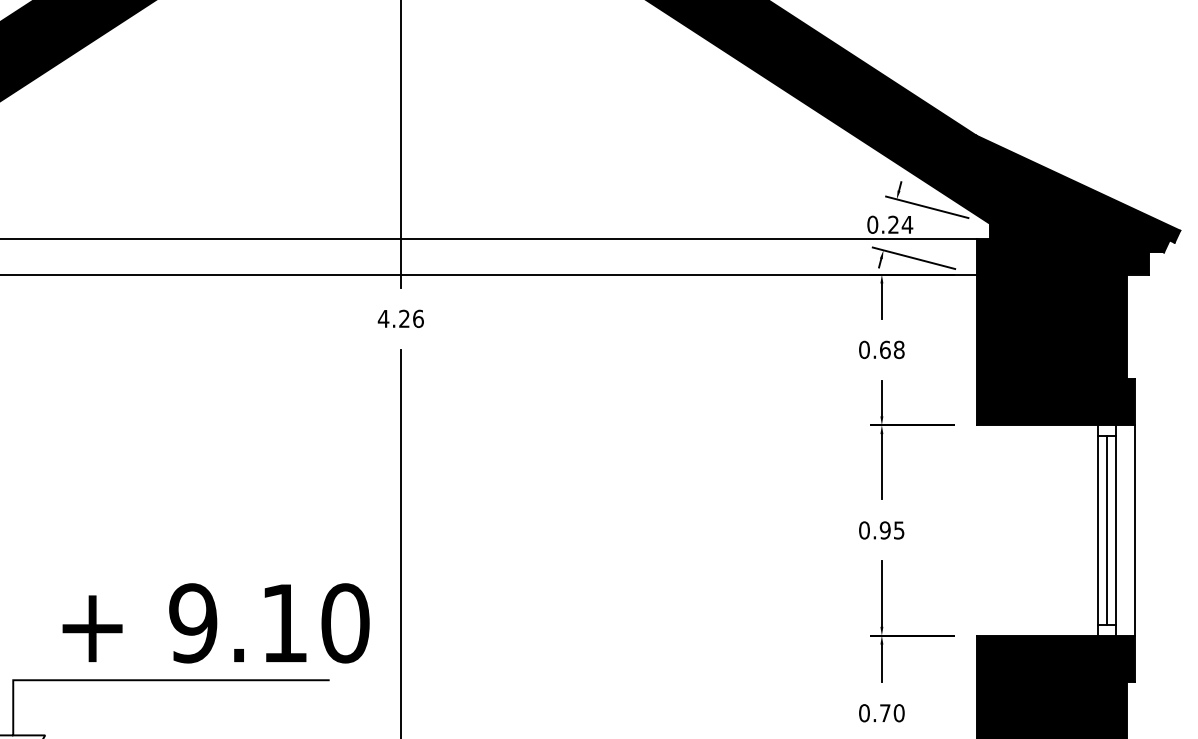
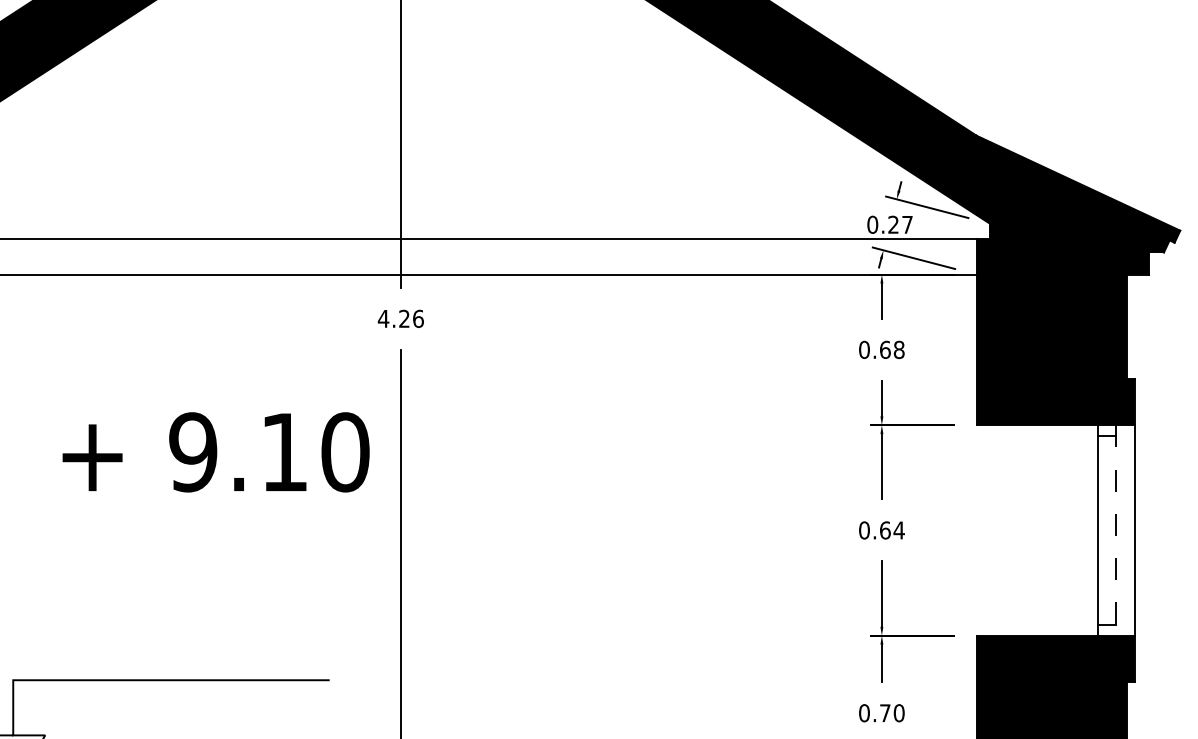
text: 0.24 -> 0.27 (907, 224)
text: 0.95 -> 0.64 (891, 530)
line: present -> none (1107, 530)
line: solid -> dashed (1116, 530)
text position: (215, 623) -> (215, 452) (215, 452)
